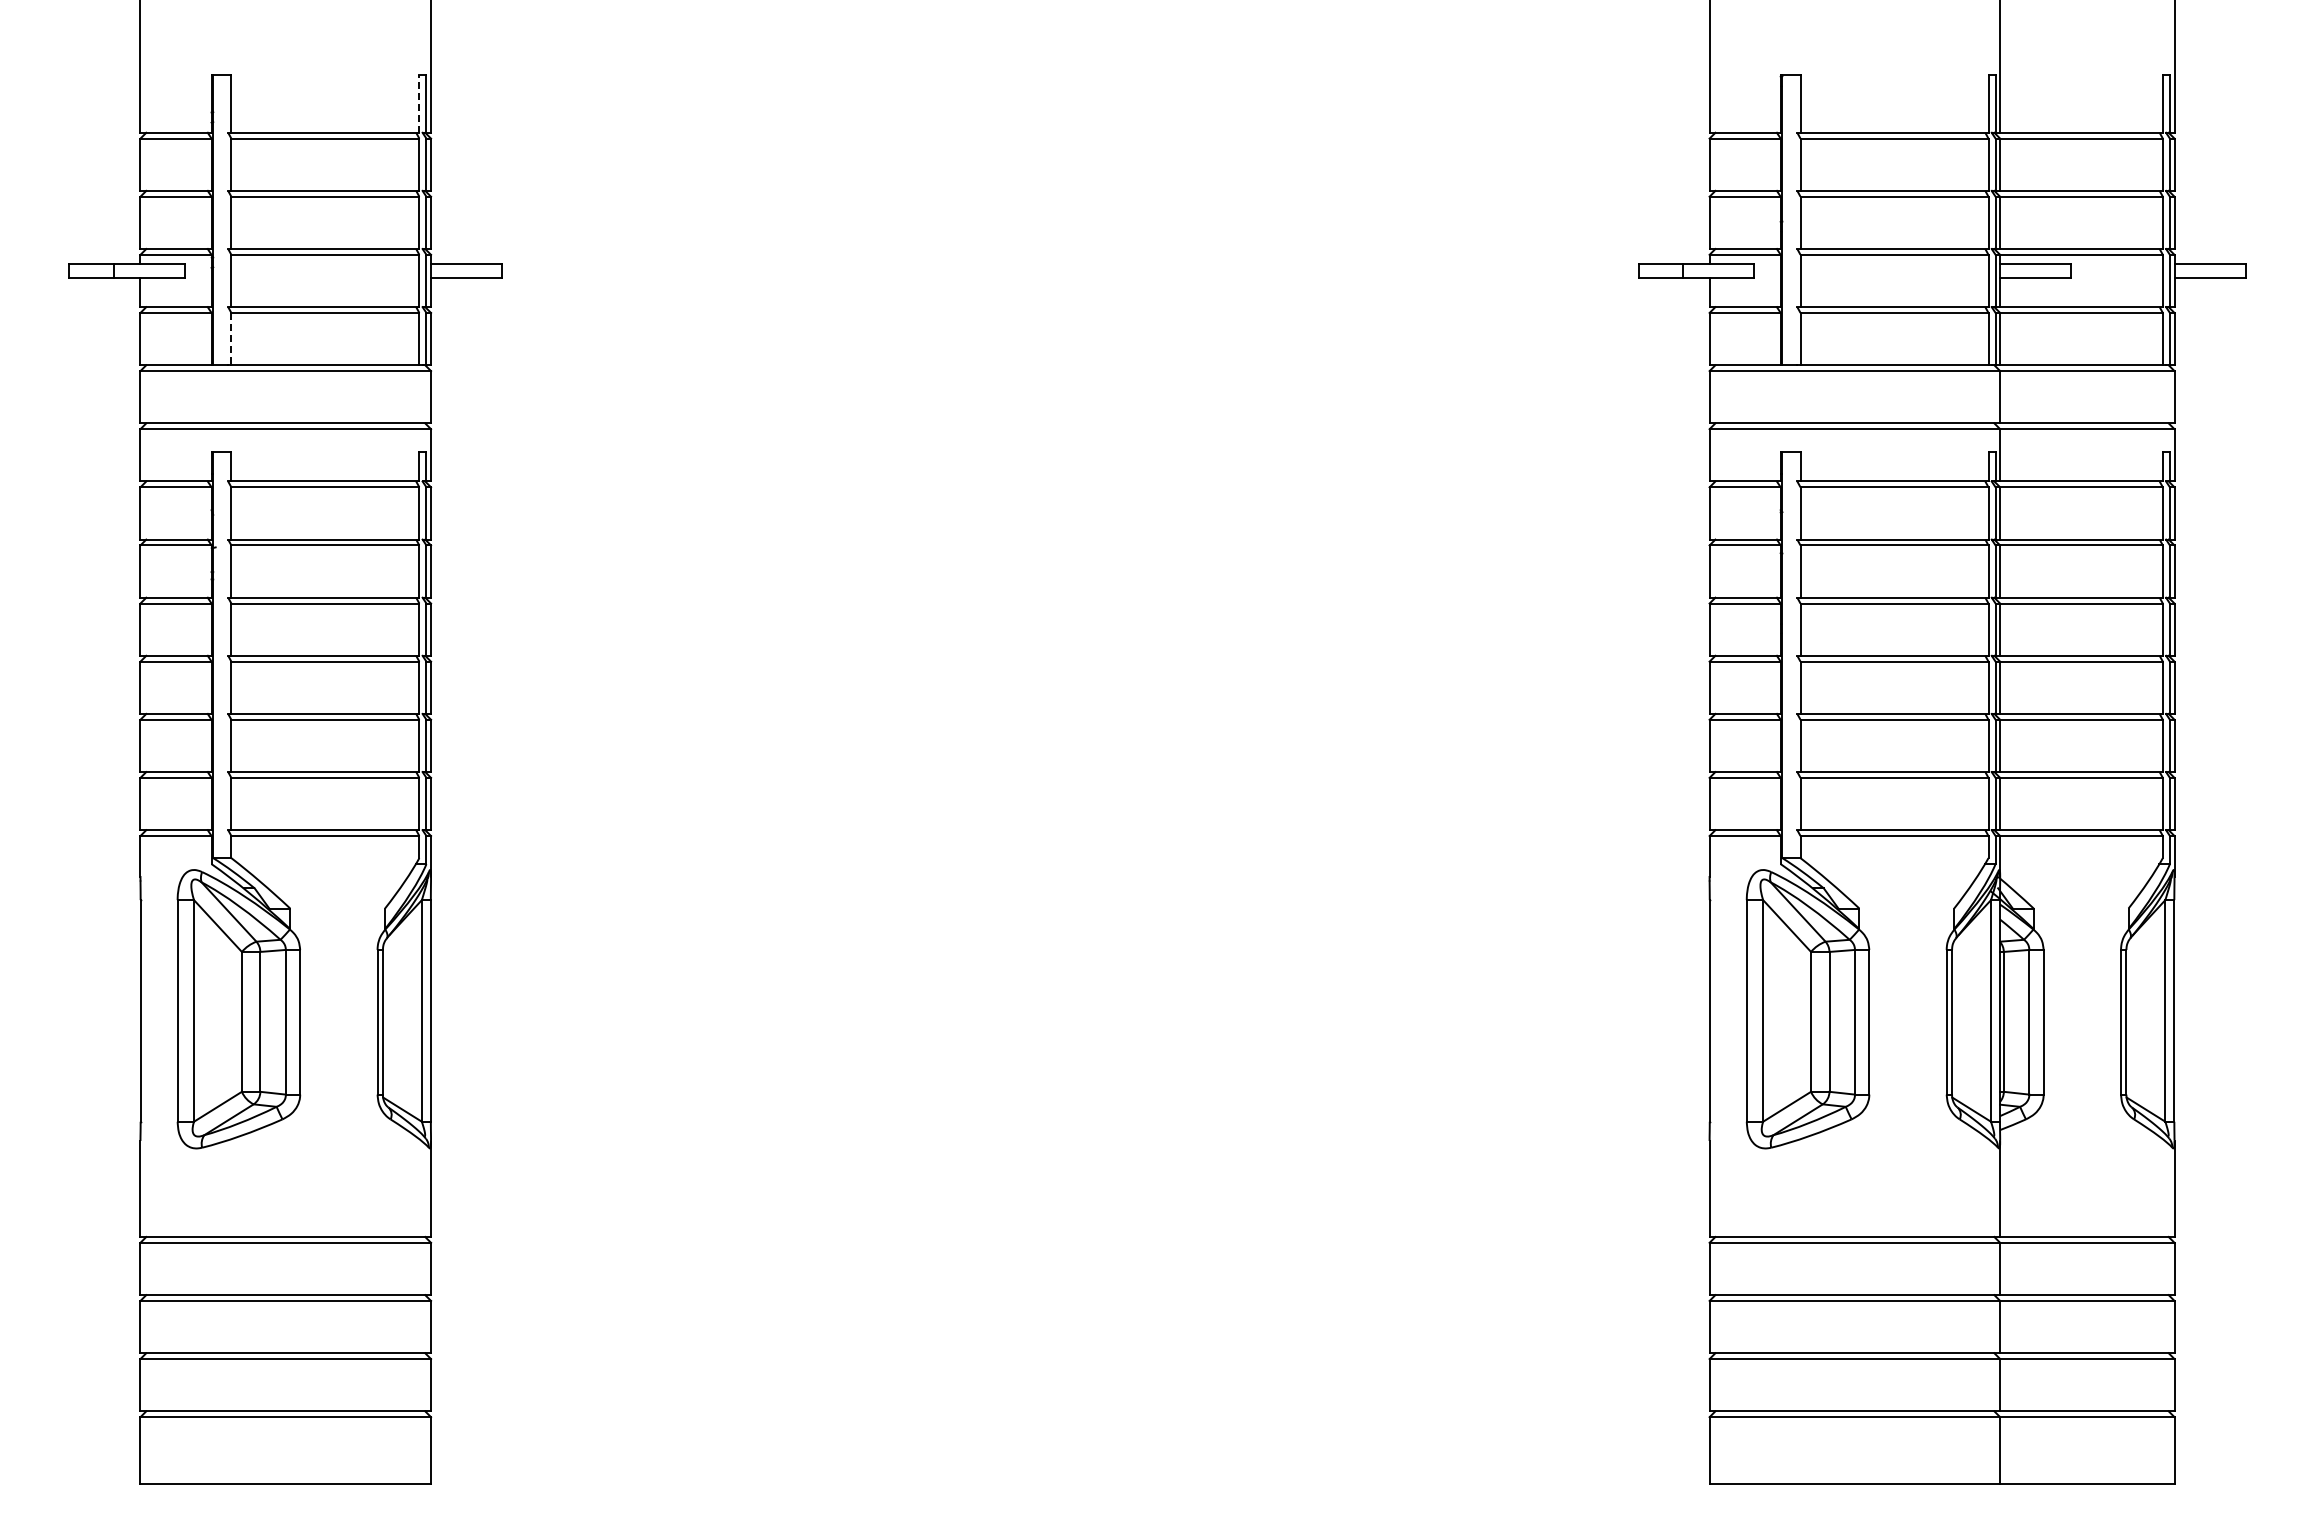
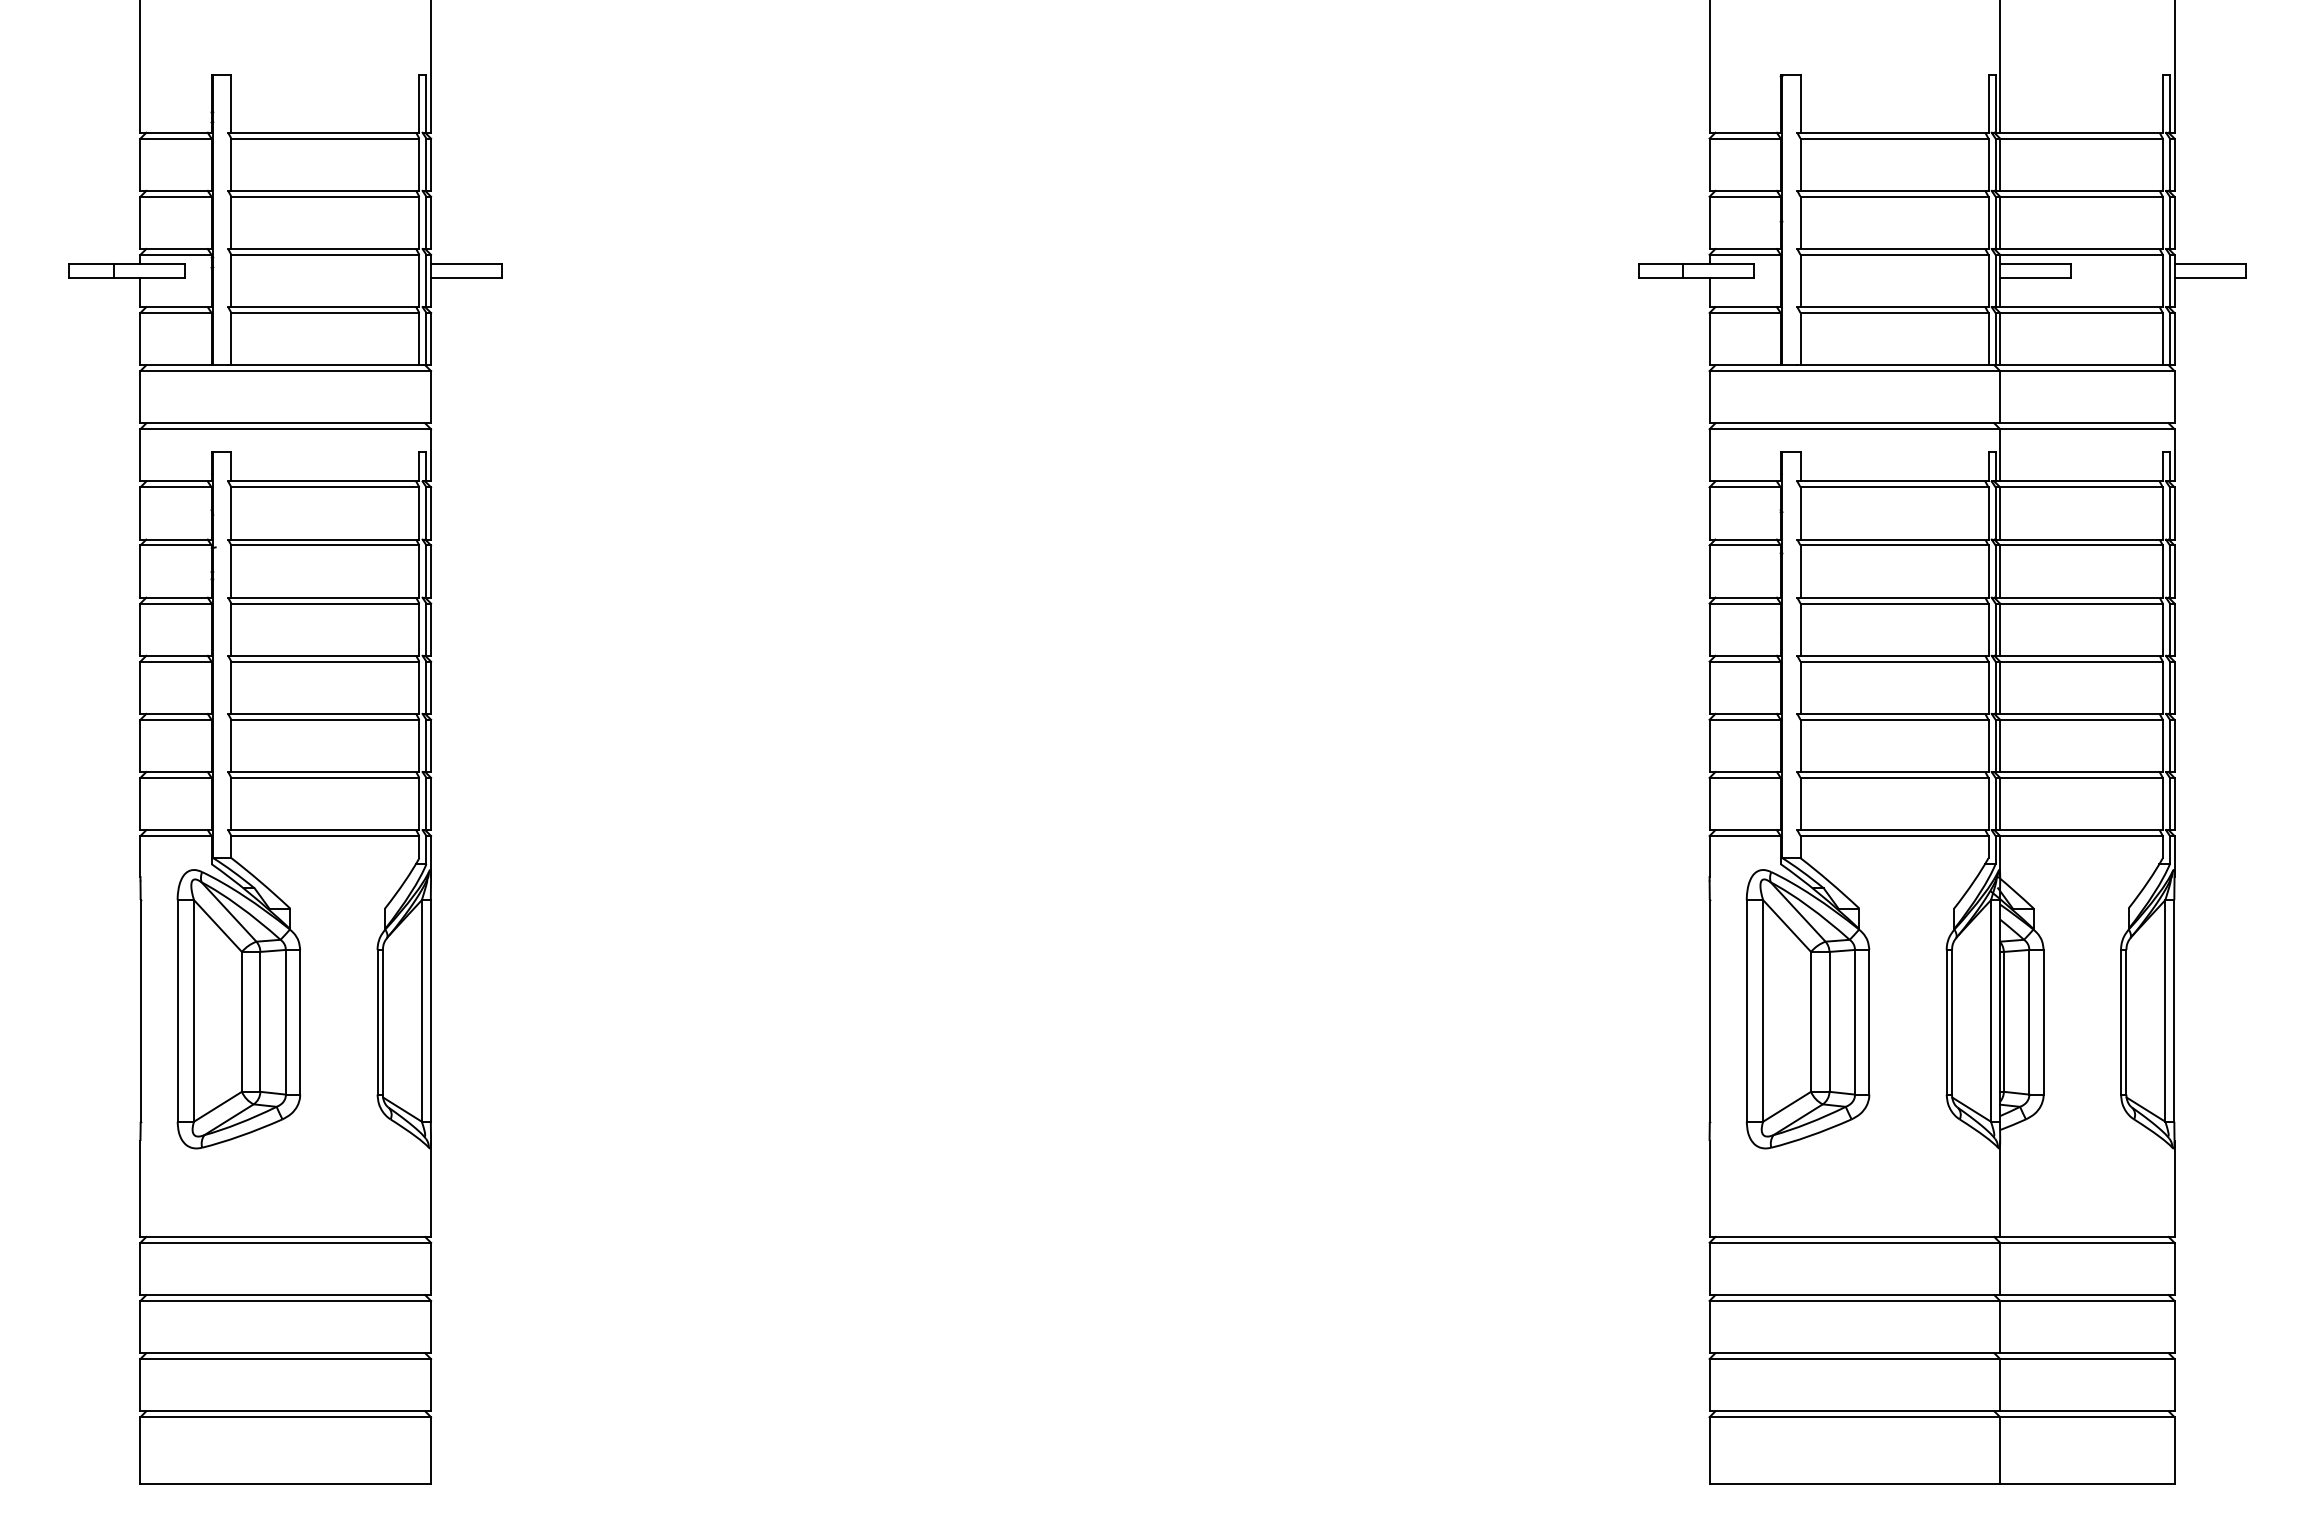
line: dashed -> solid (419, 103)
line: dashed -> solid (231, 339)
